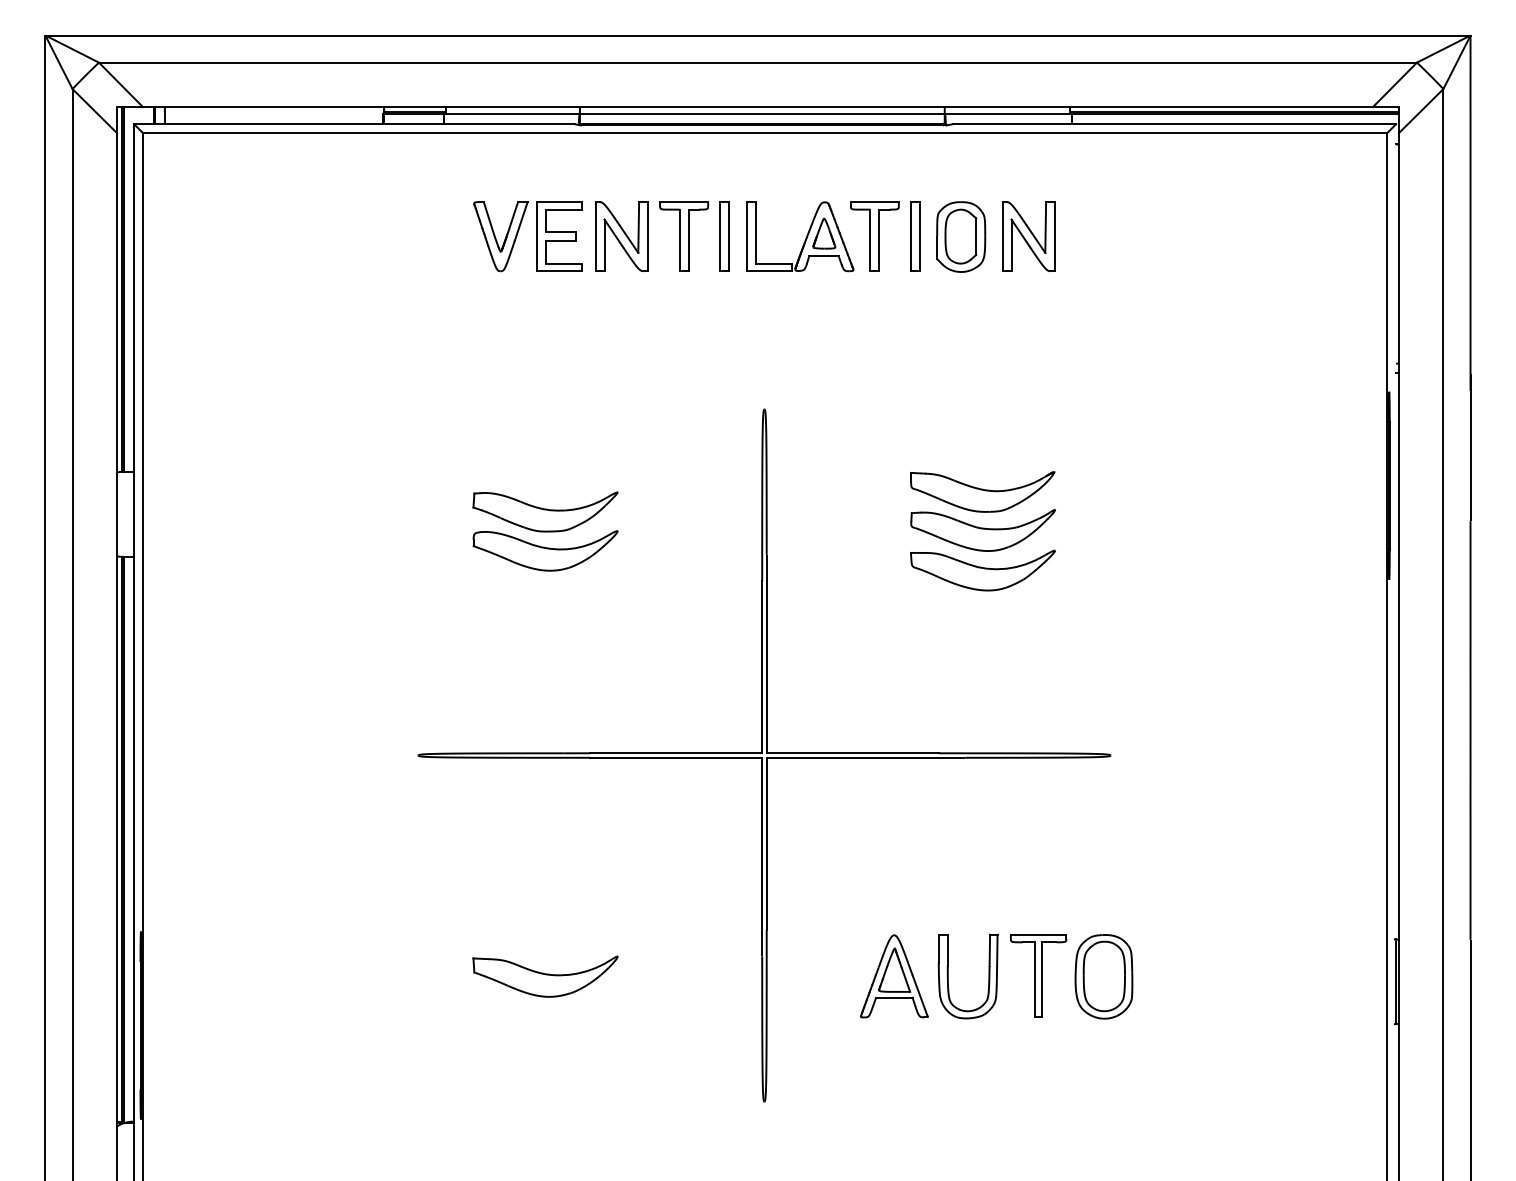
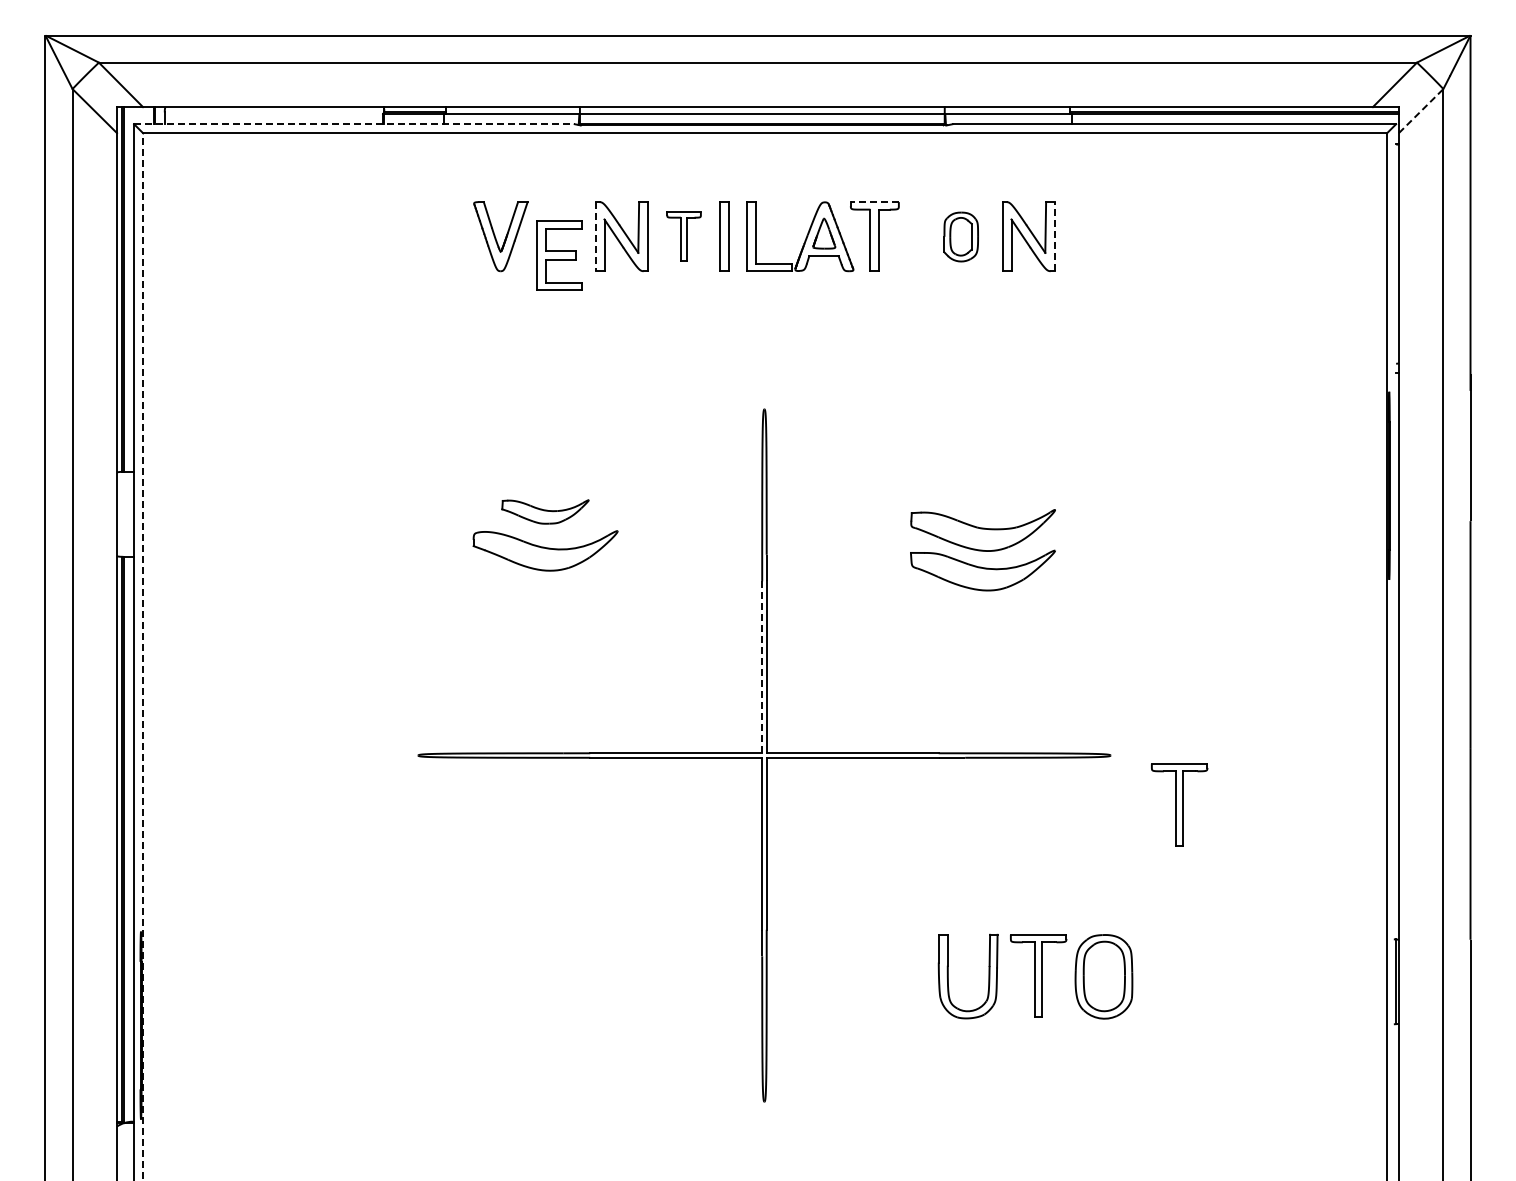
line: solid -> dashed (1421, 110)
line: solid -> dashed (354, 124)
line: solid -> dashed (874, 202)
part position: (559, 236) -> (559, 255) (559, 255)
line: solid -> dashed (595, 236)
part size: 50x71 px -> 36x51 px (683, 236)
part: present -> none (915, 236)
part size: 51x72 px -> 36x52 px (960, 236)
line: solid -> dashed (1055, 236)
part: present -> none (982, 491)
part size: 147x42 px -> 89x26 px (545, 511)
line: solid -> dashed (143, 656)
line: solid -> dashed (762, 667)
part: none -> present (1179, 804)
part: present -> none (545, 976)
part: present -> none (894, 976)
